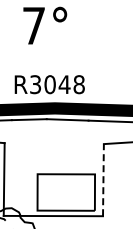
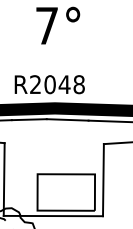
text position: (45, 25) -> (58, 25) (58, 25)
text: R3048 -> R2048 (35, 84)
line: dashed -> solid (103, 179)
